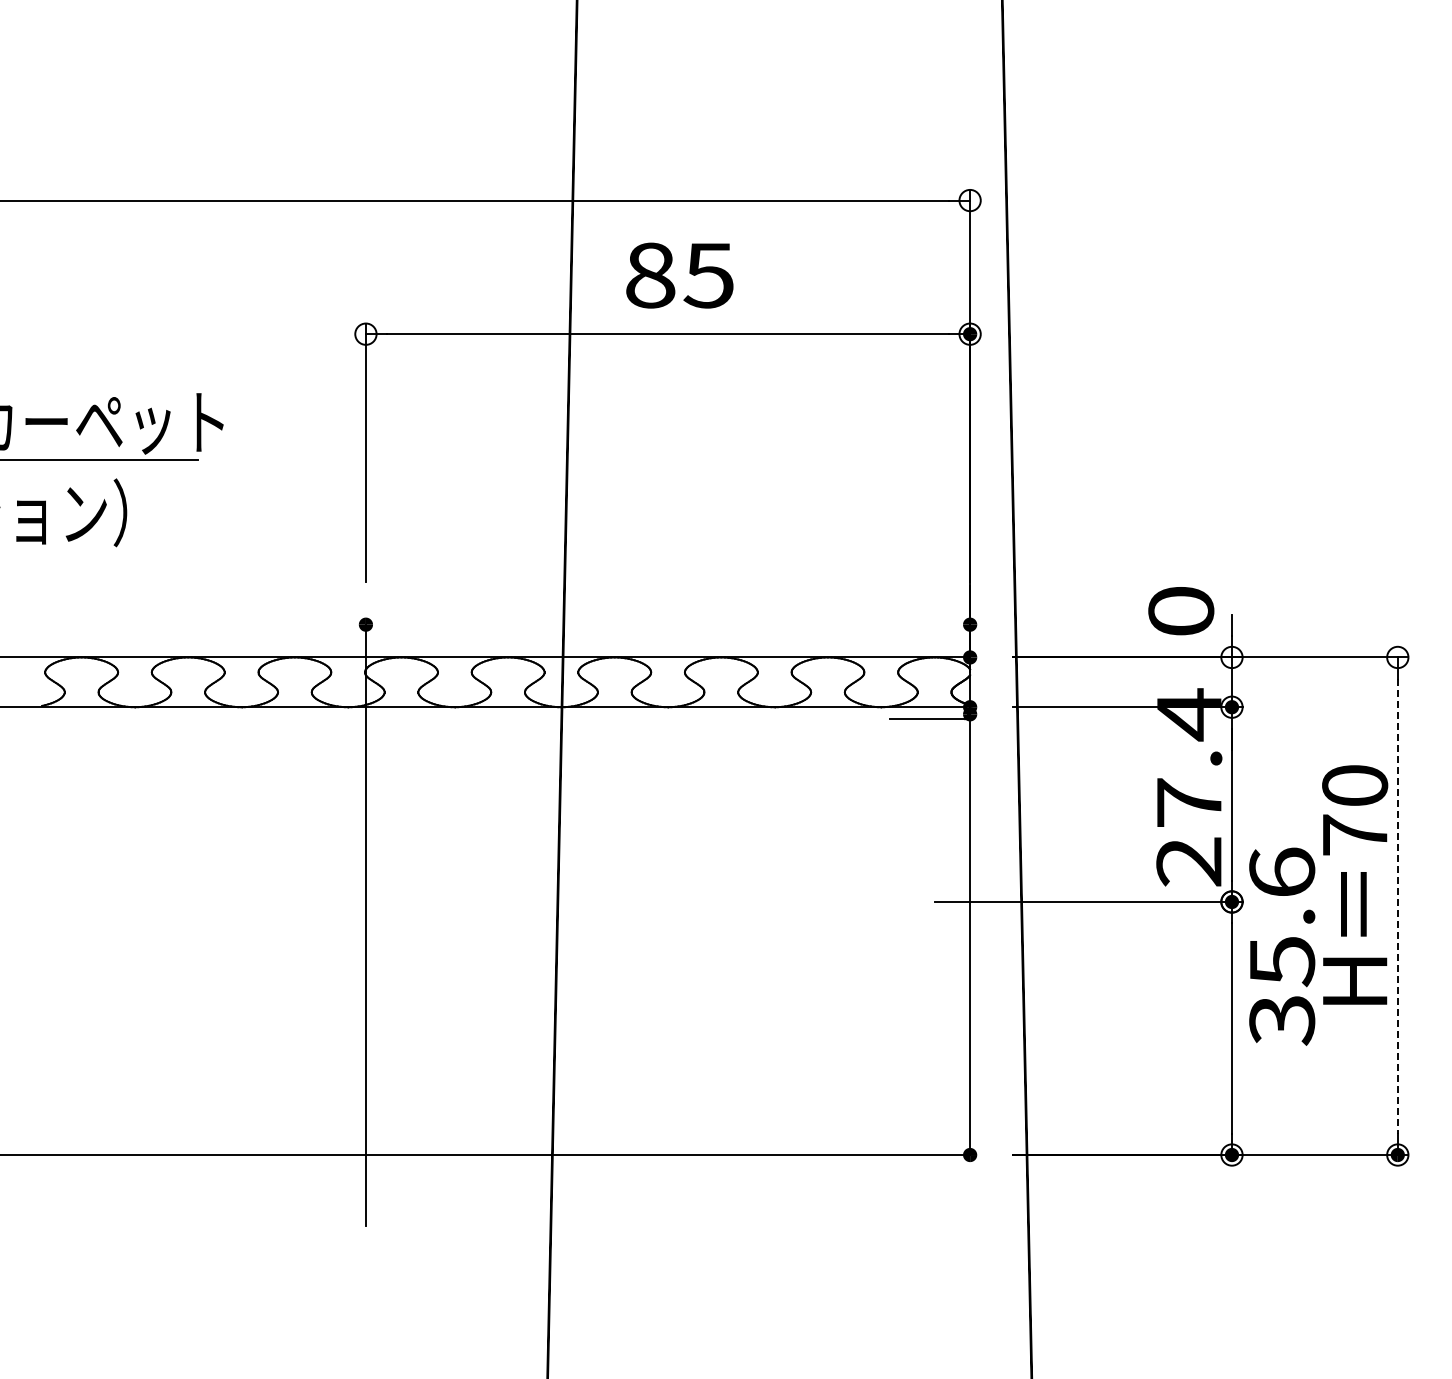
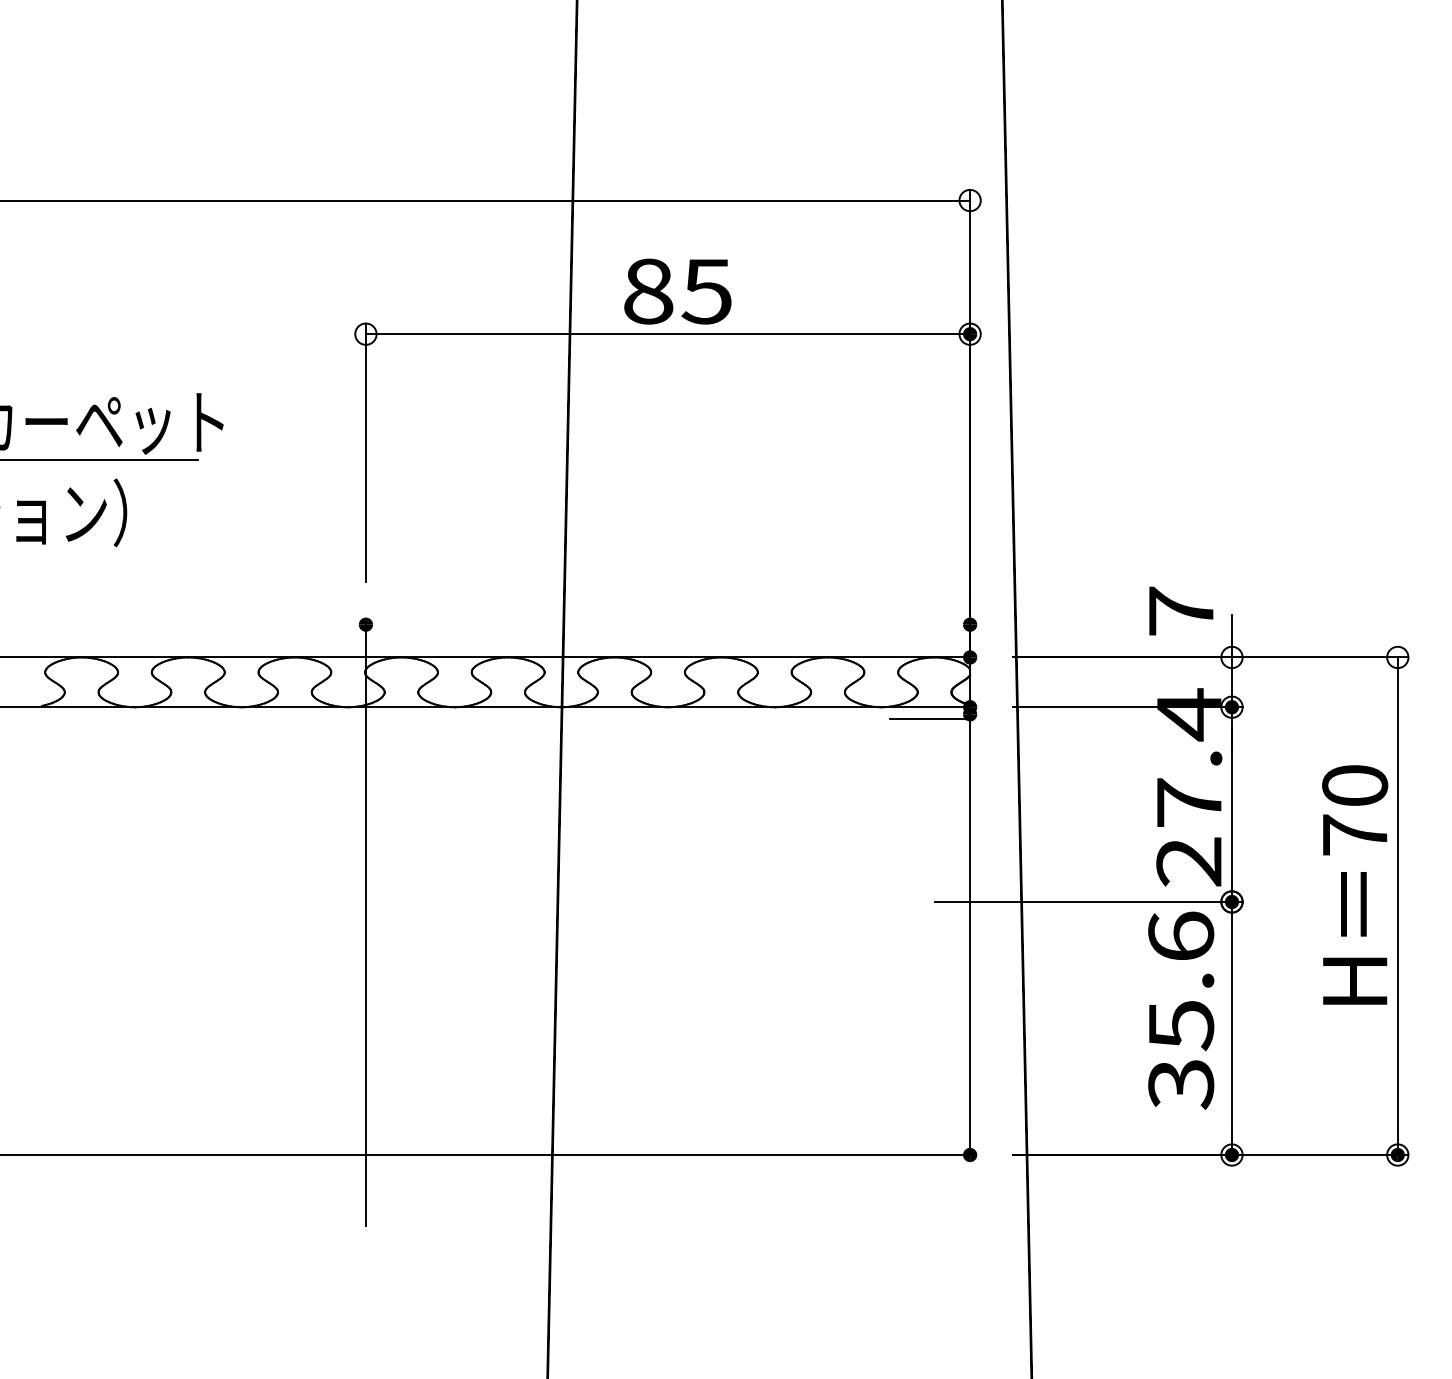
text position: (679, 275) -> (677, 291) (677, 291)
text: 0 -> 7 (1181, 610)
line: dashed -> solid (1397, 906)
text position: (1282, 946) -> (1181, 1010) (1181, 1010)
